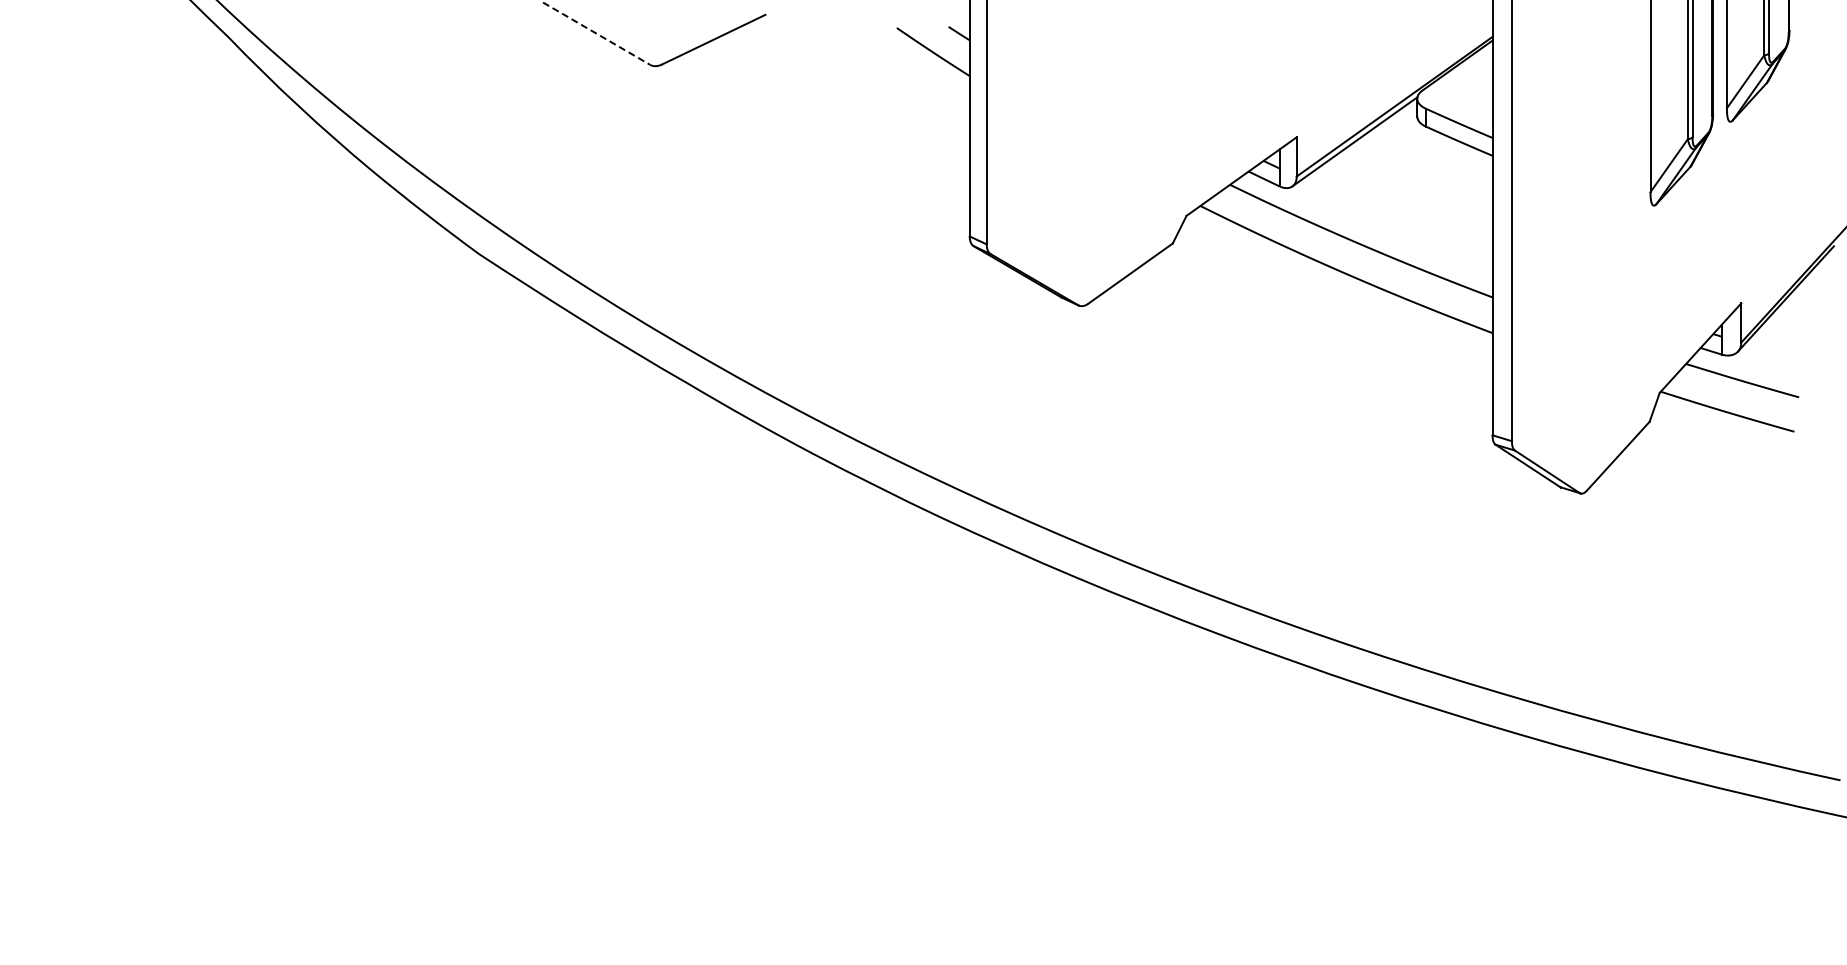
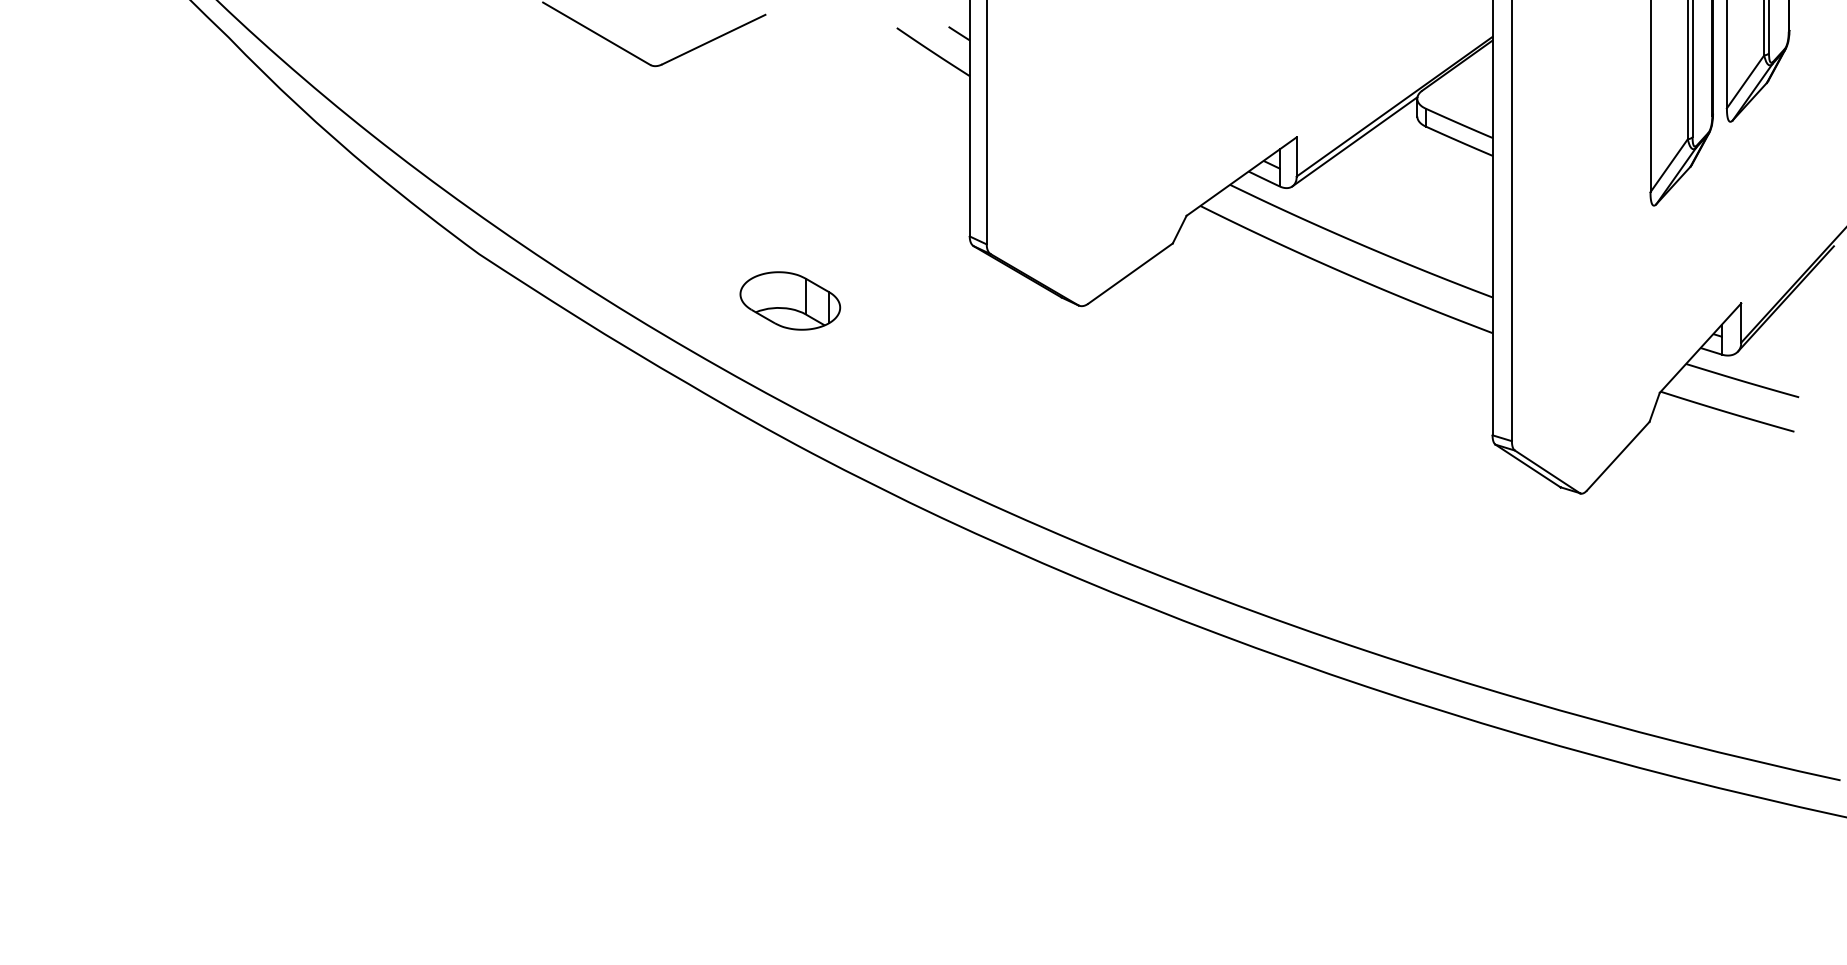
line: dashed -> solid (597, 33)
part: none -> present (790, 300)
